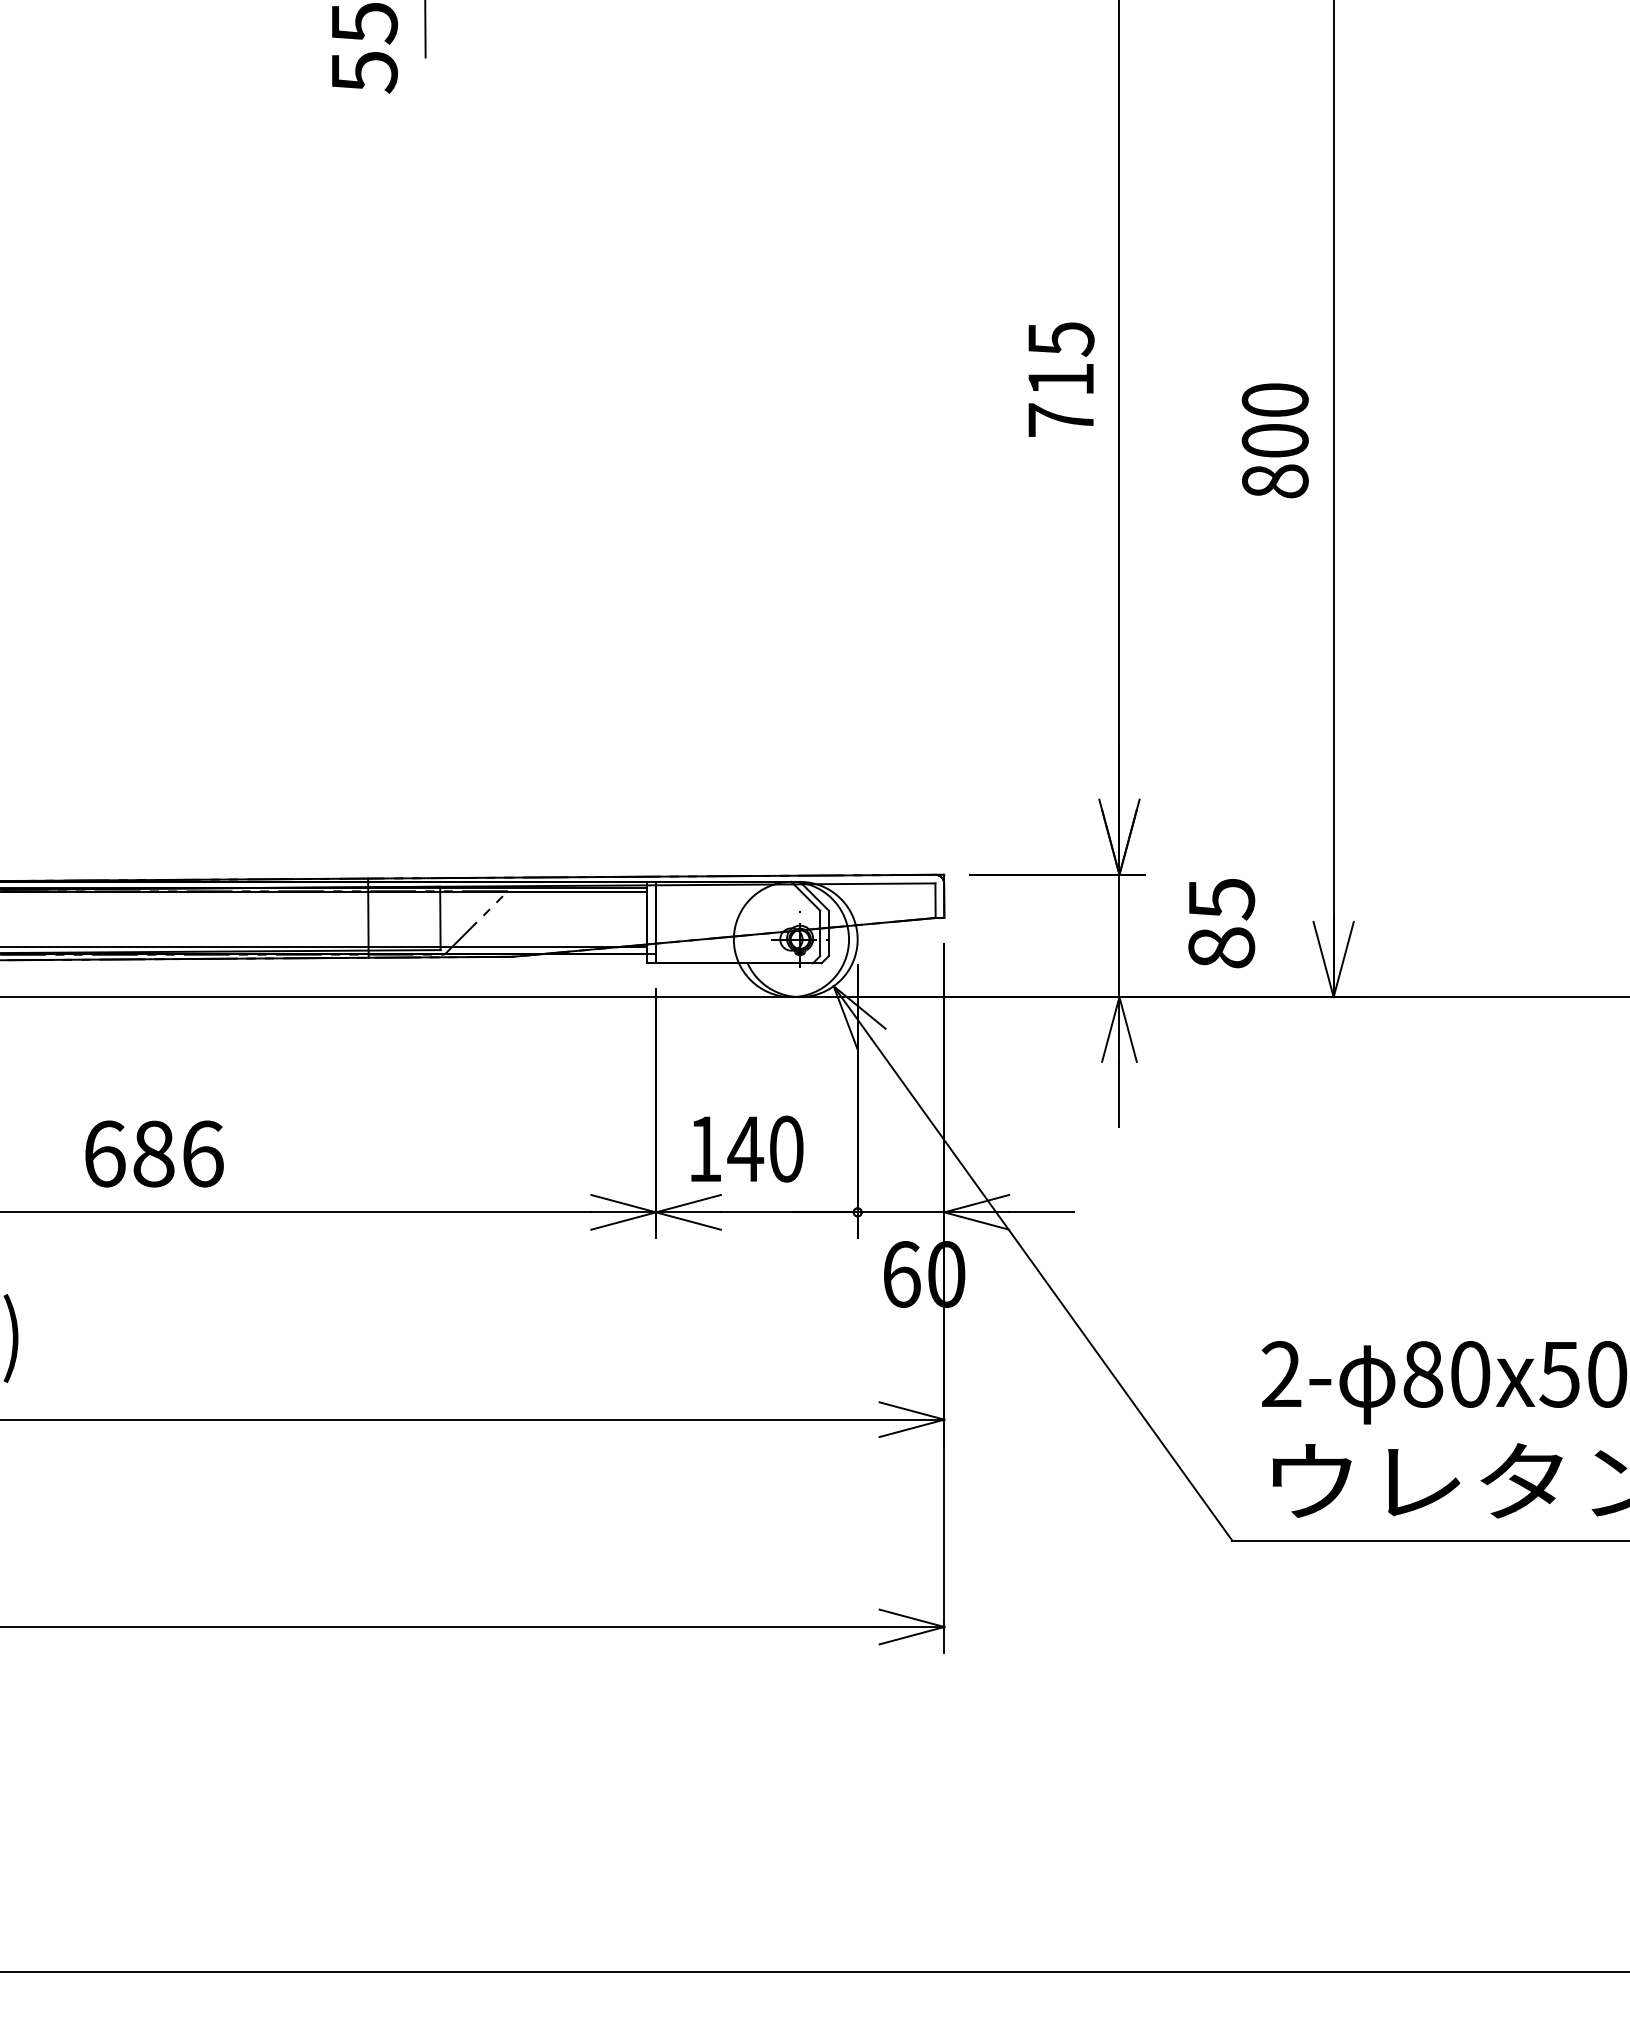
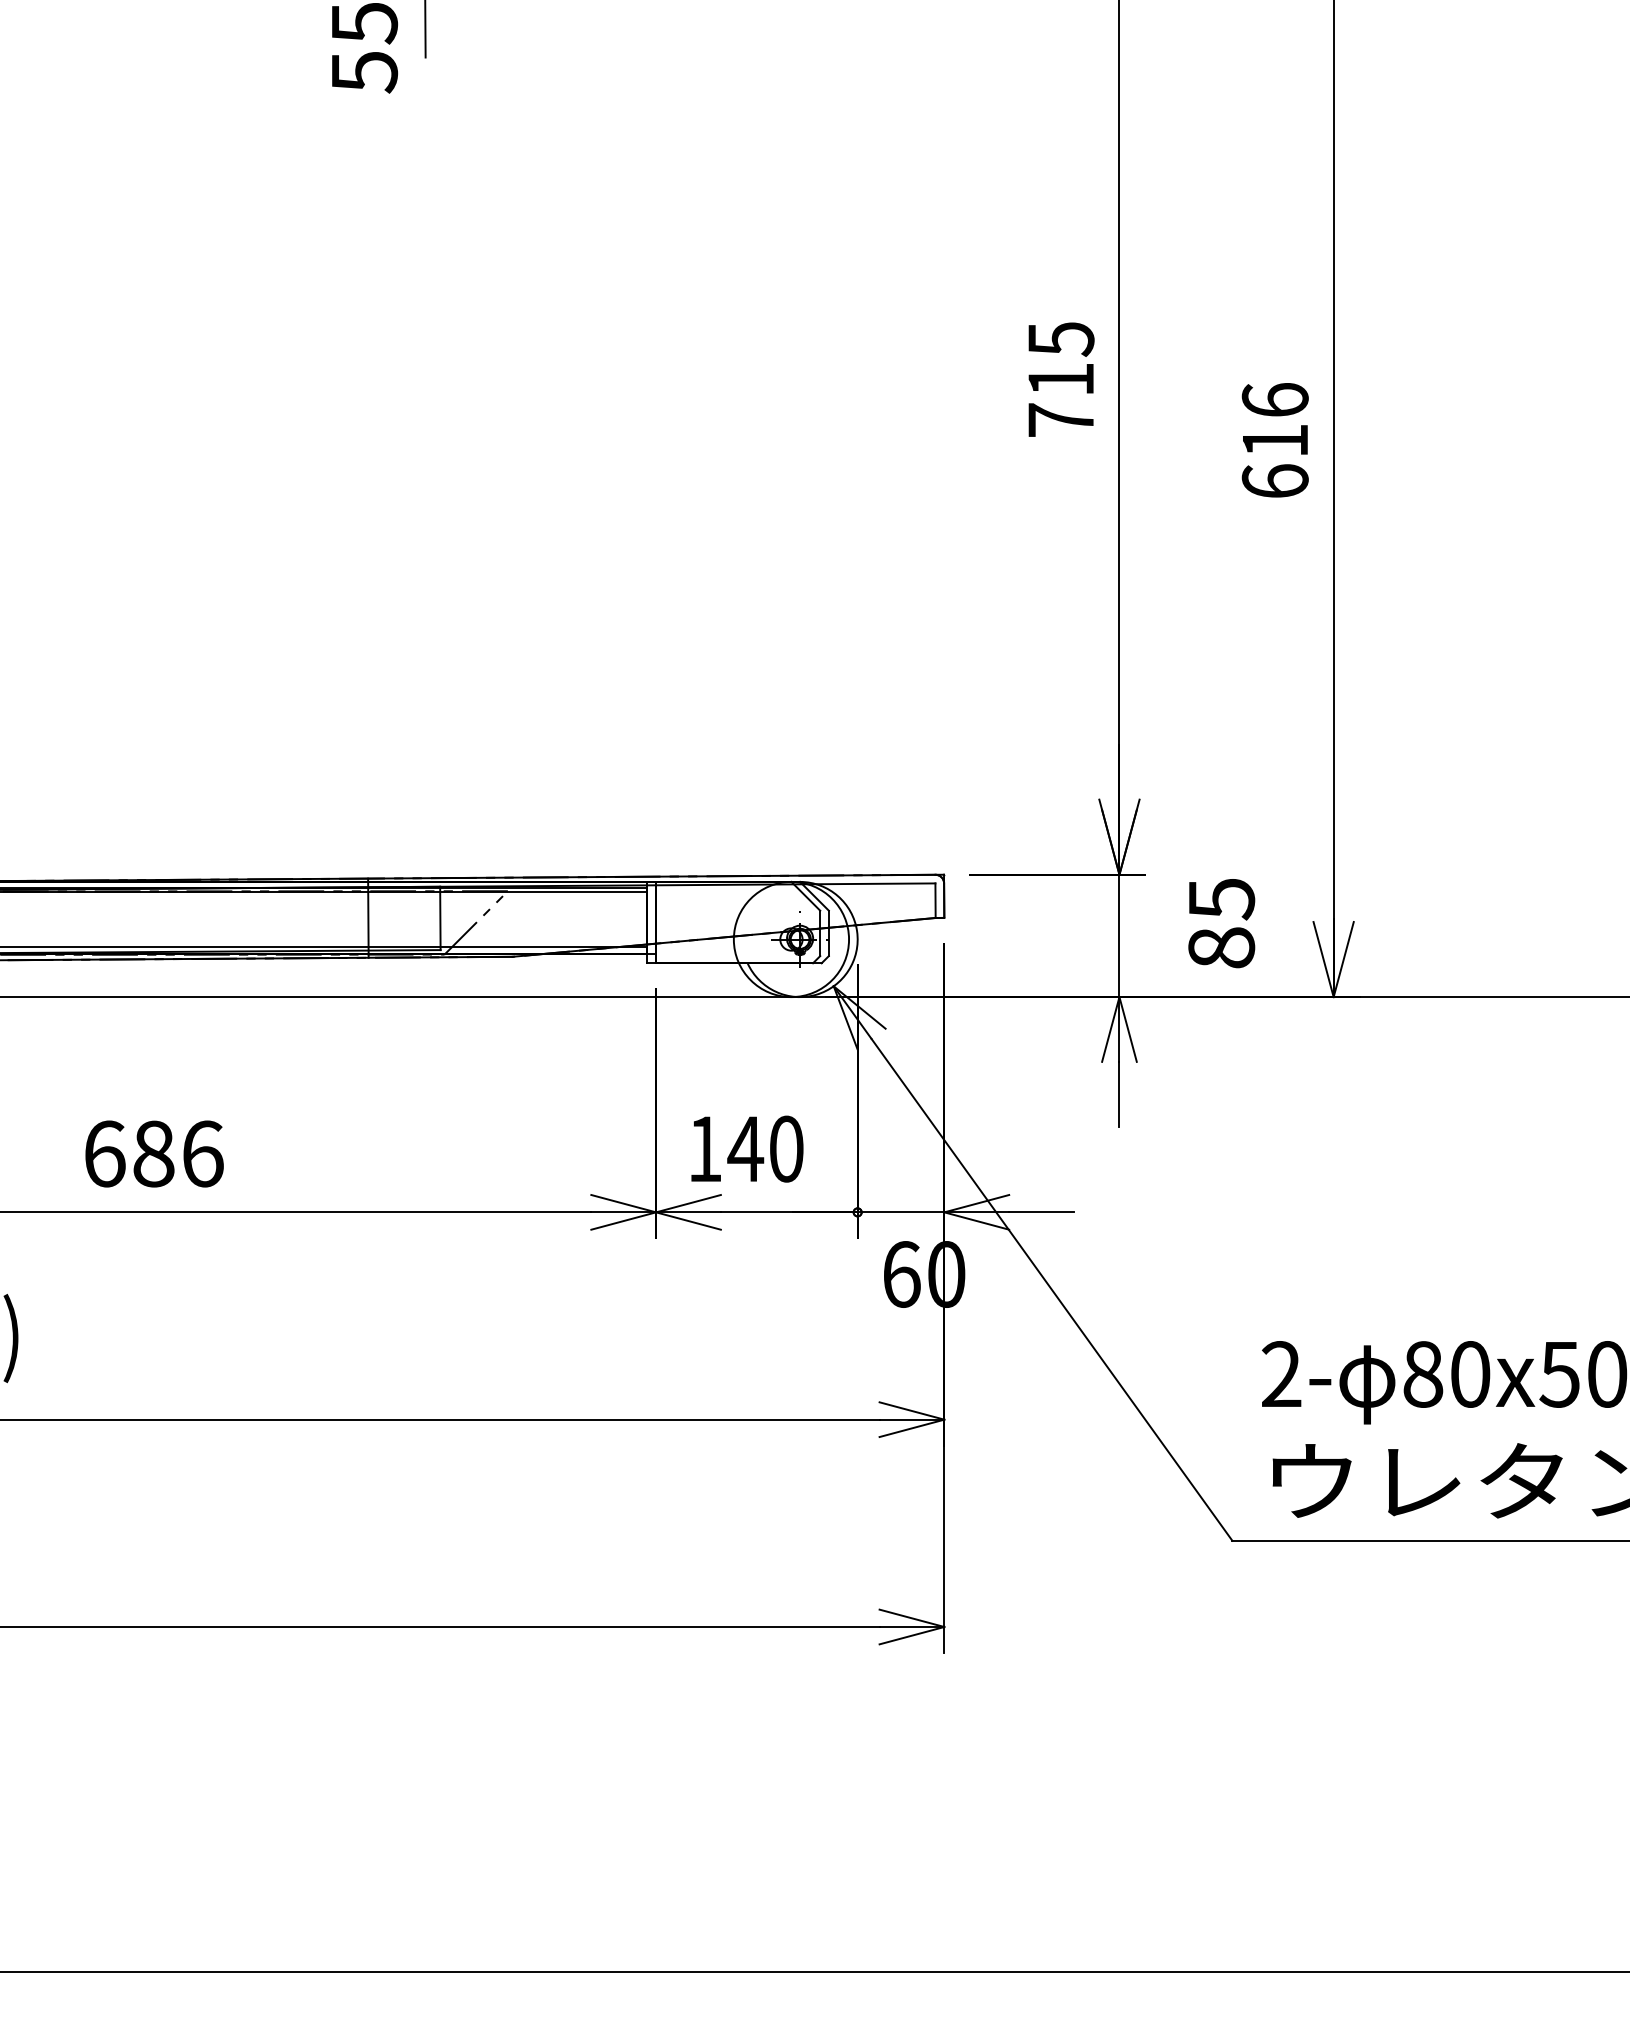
text: 800 -> 616 (1274, 440)
